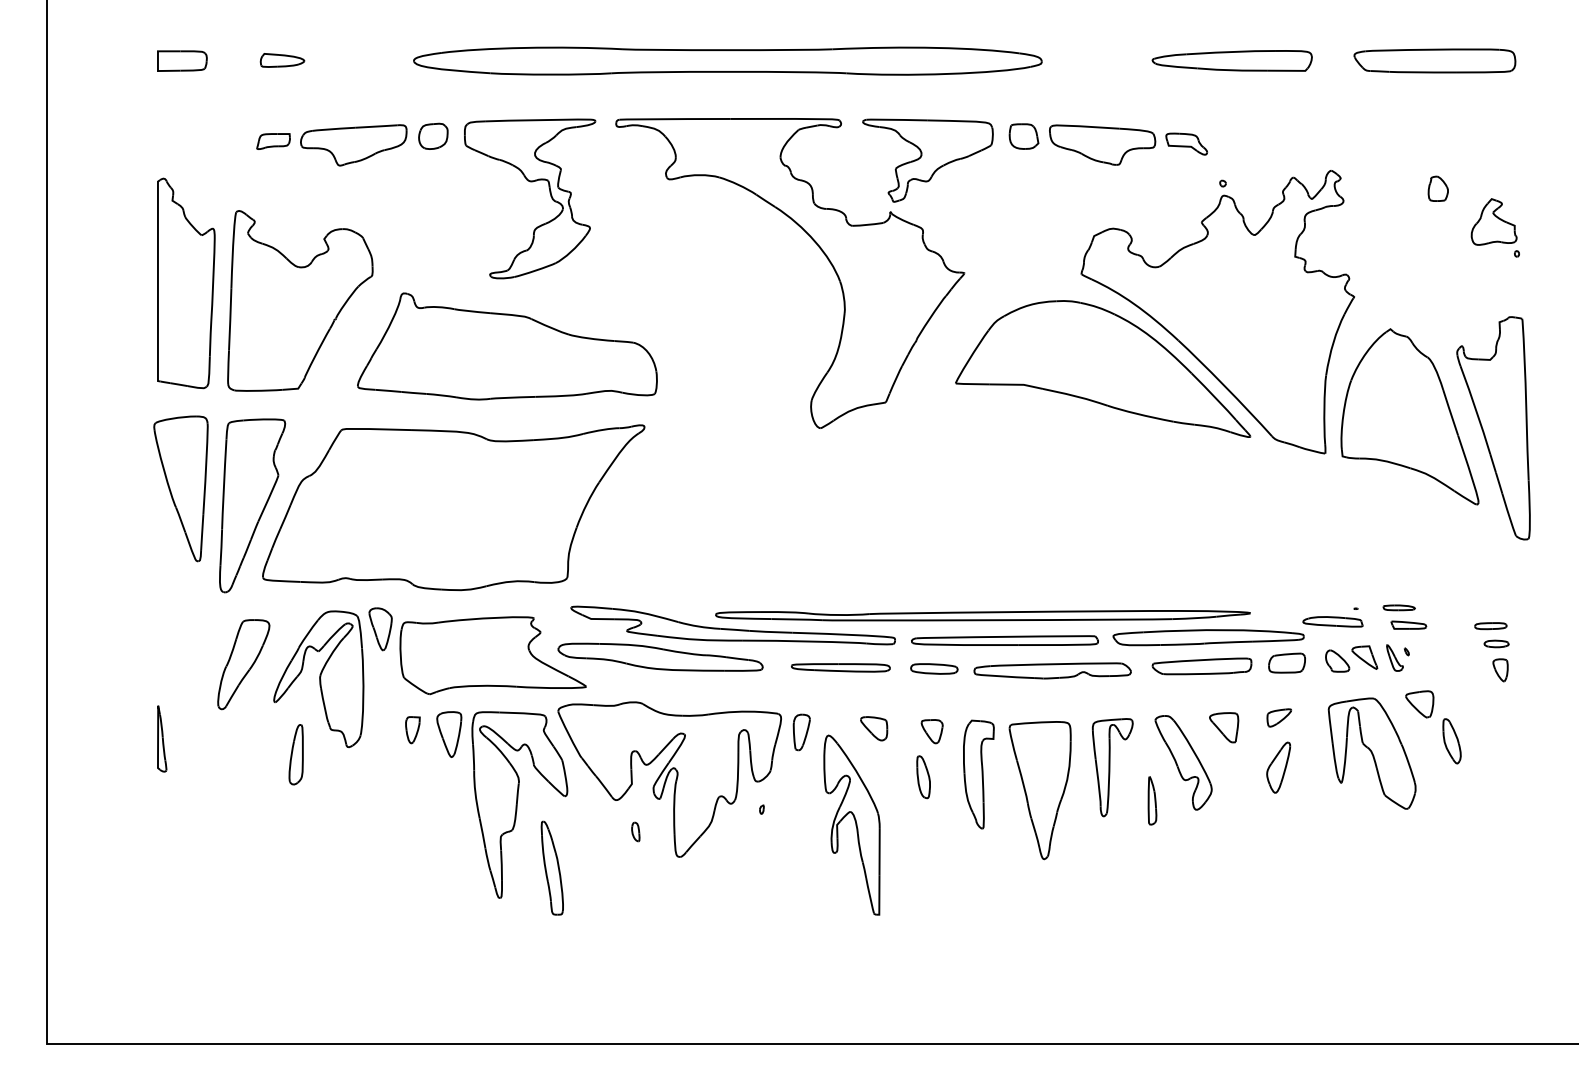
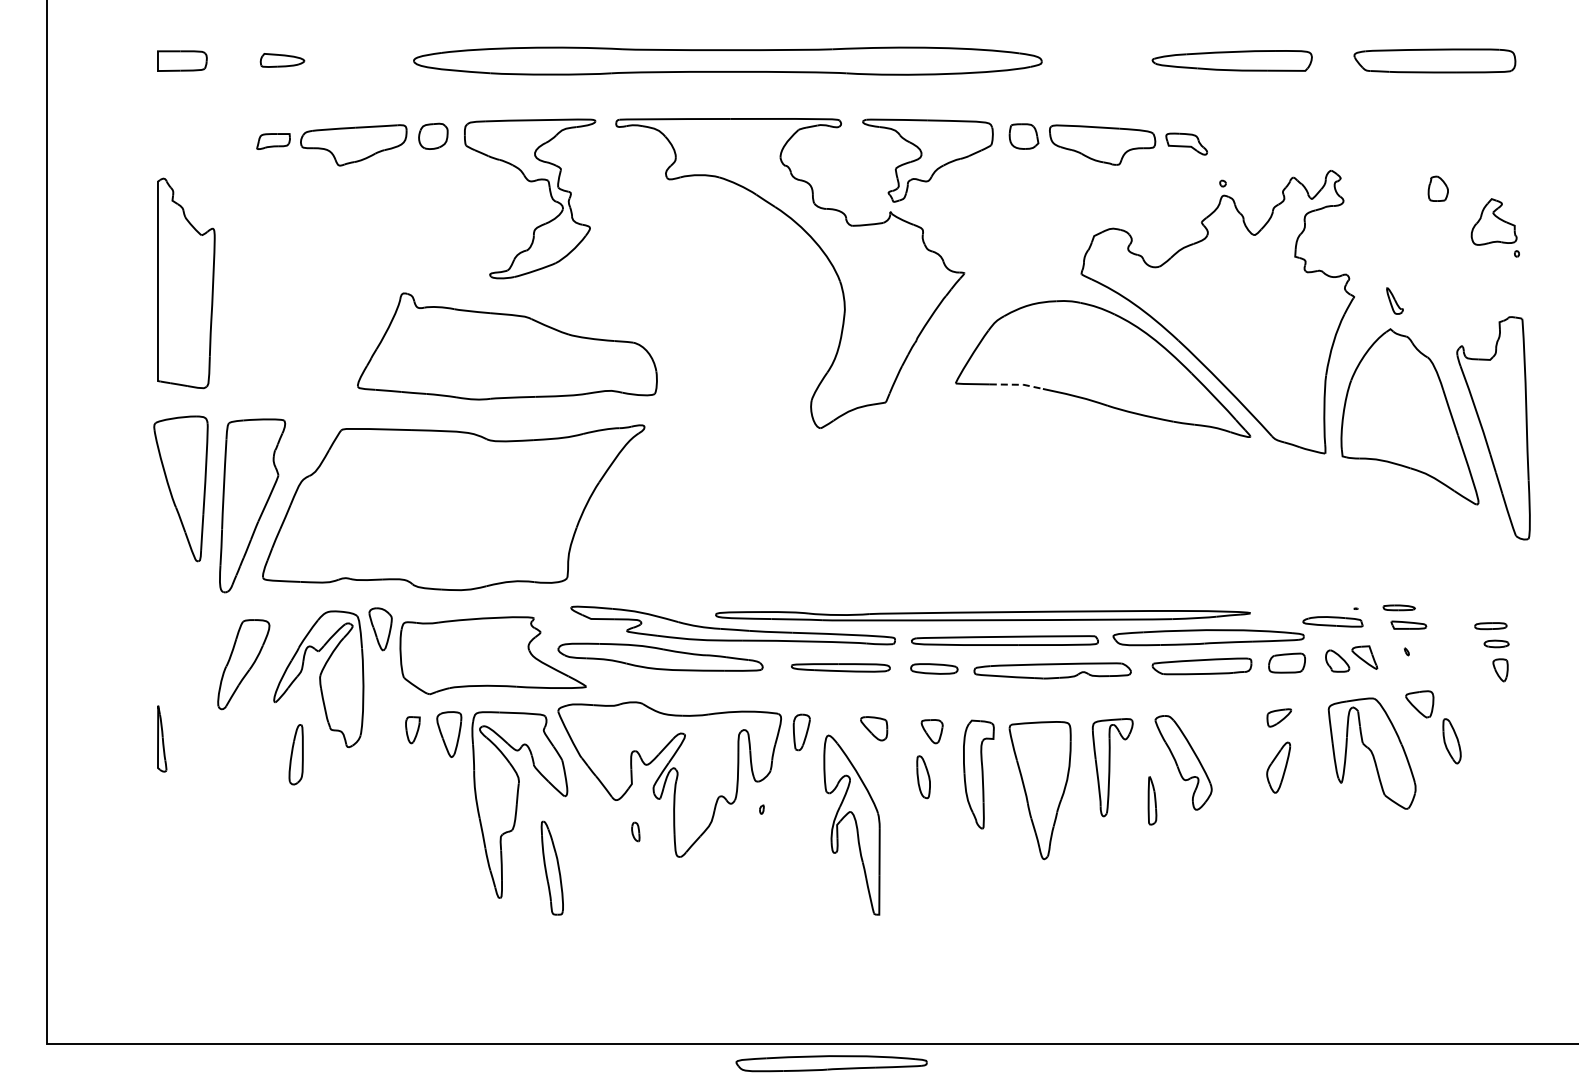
part: present -> none (300, 300)
line: solid -> dashed (1017, 384)
part position: (1394, 657) -> (1394, 300) (1394, 300)
part: present -> none (1224, 727)
part: none -> present (831, 1063)
